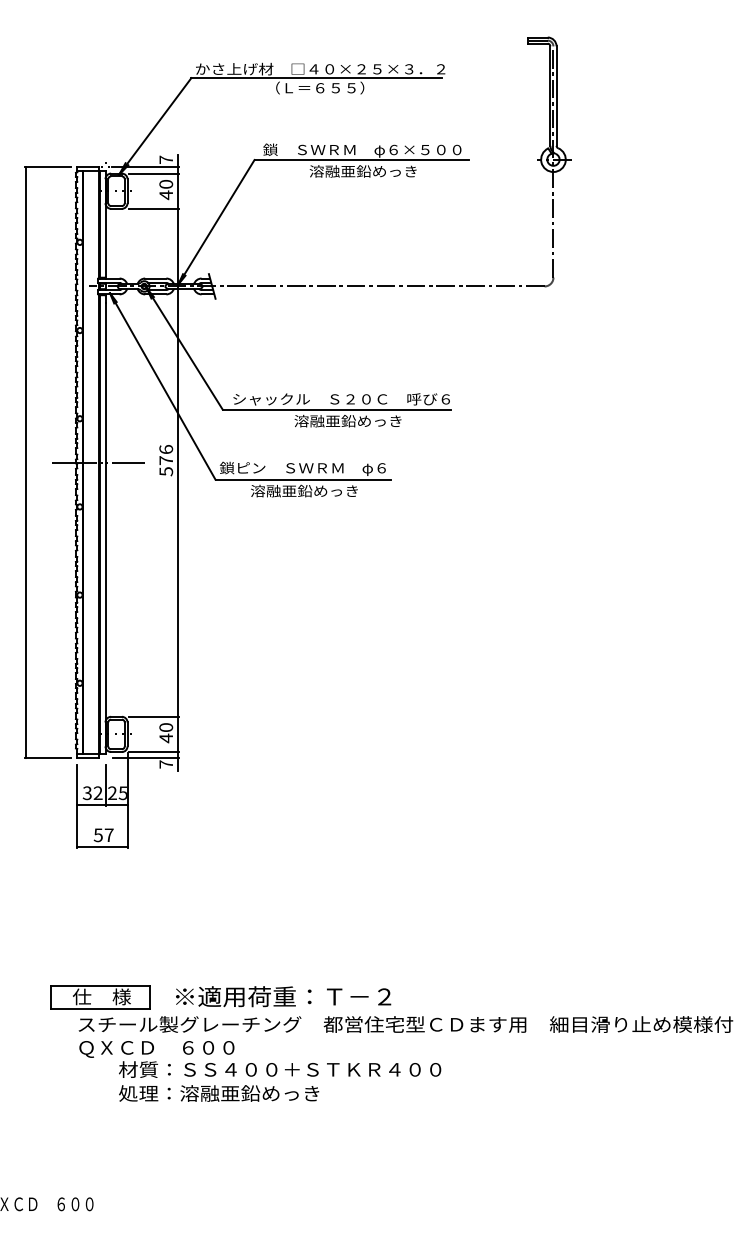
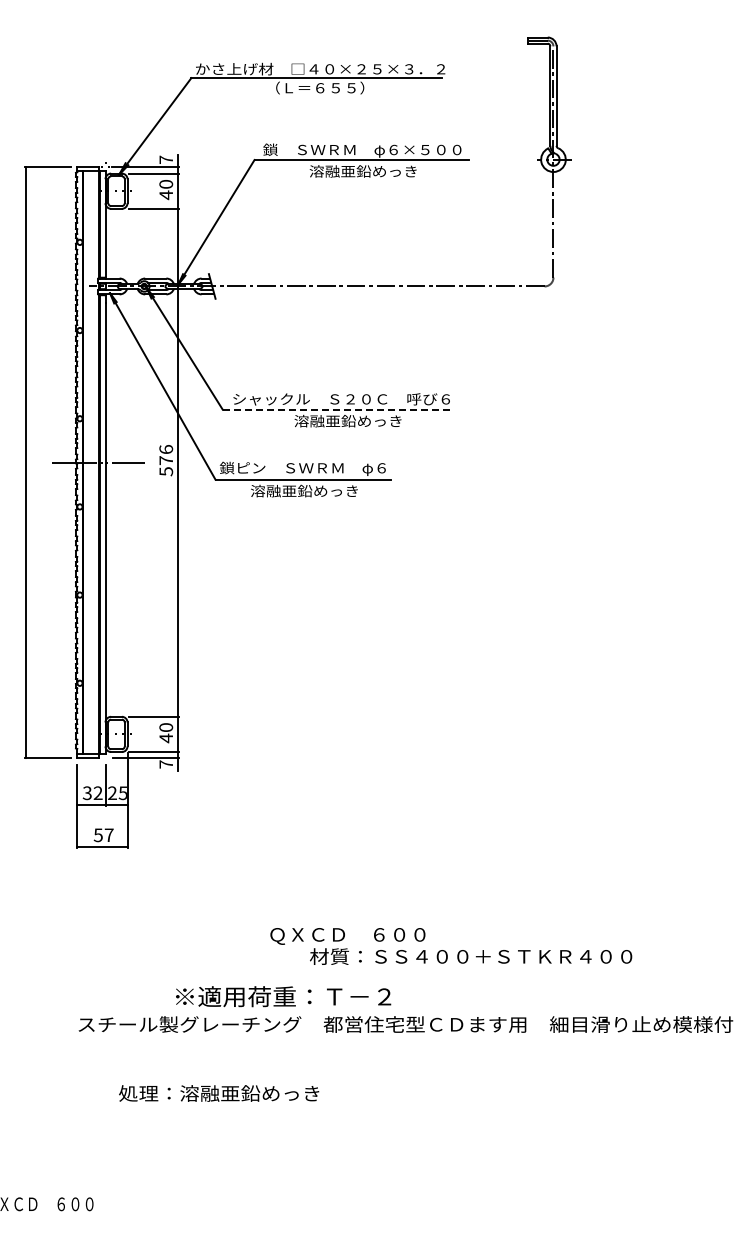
line: solid -> dashed (337, 409)
part: present -> none (100, 997)
text position: (260, 1059) -> (451, 946) (451, 946)
